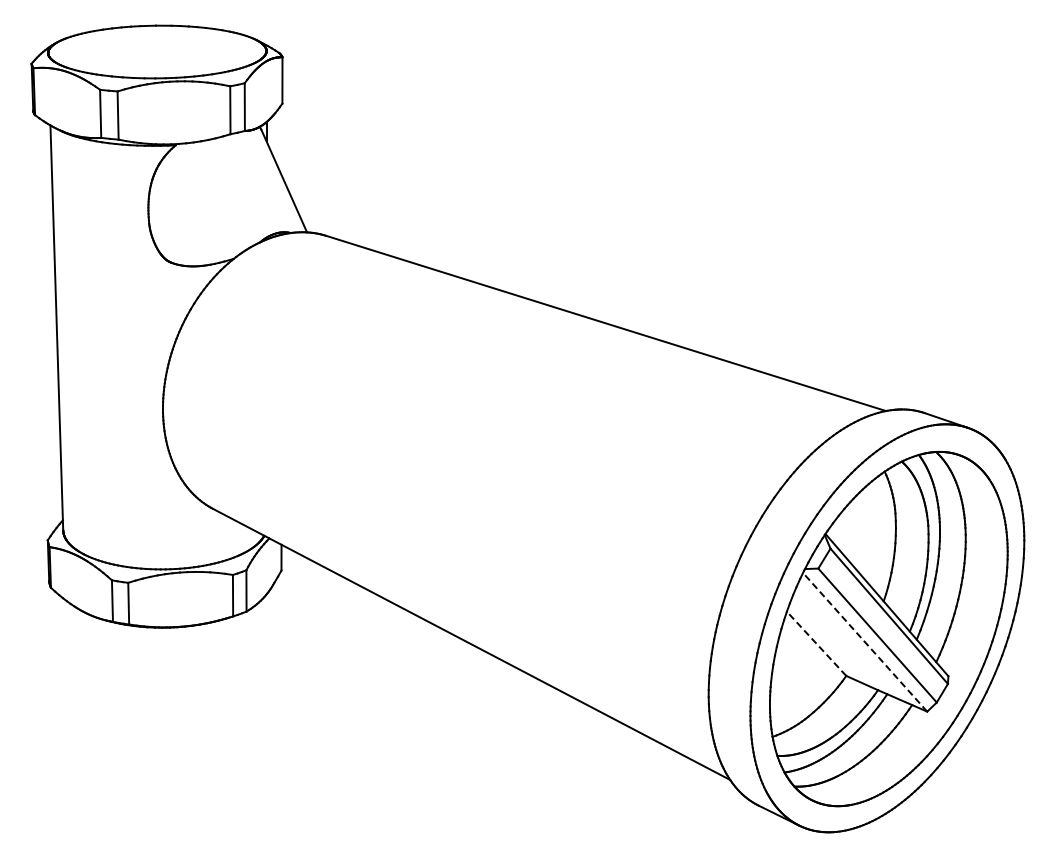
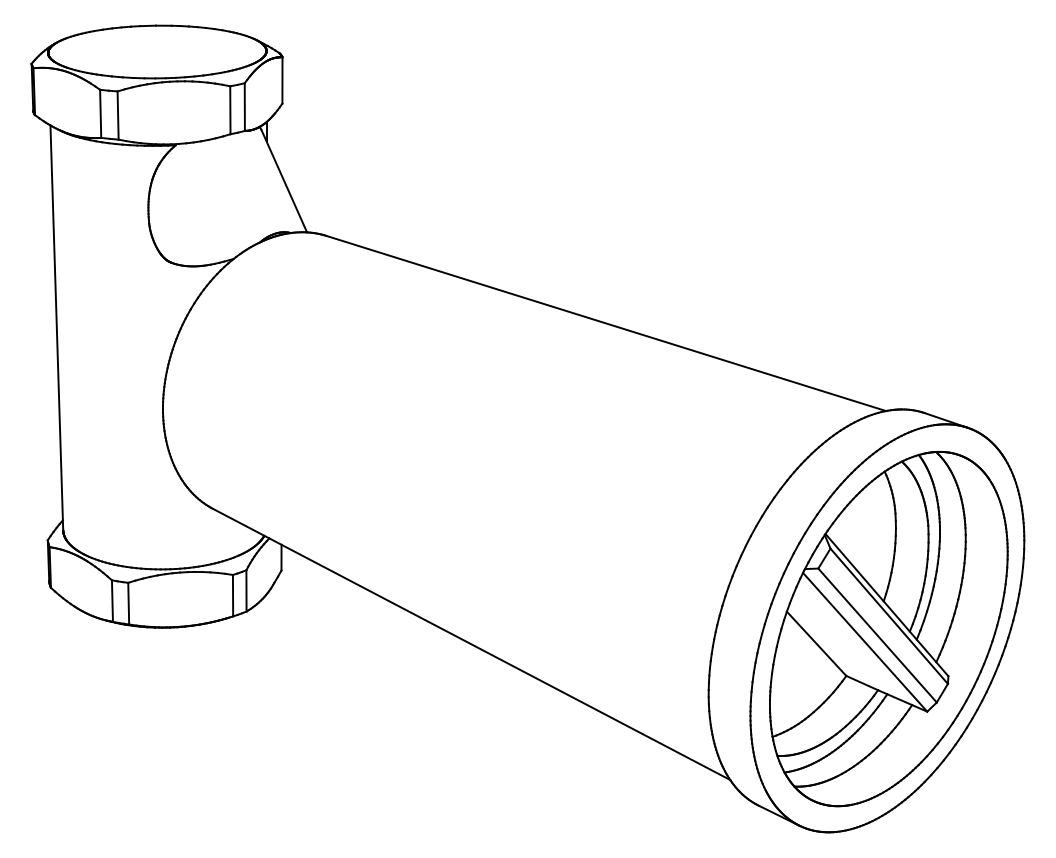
line: dashed -> solid (864, 641)
line: dashed -> solid (816, 643)
